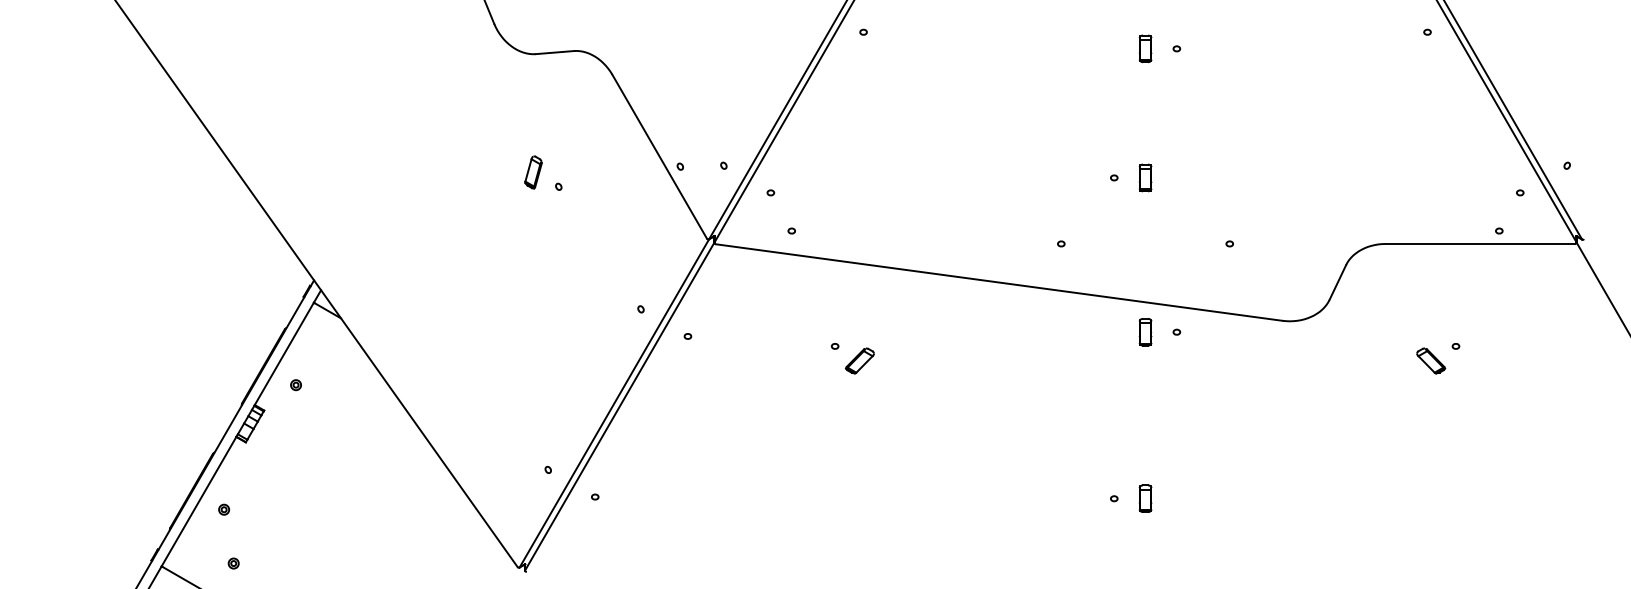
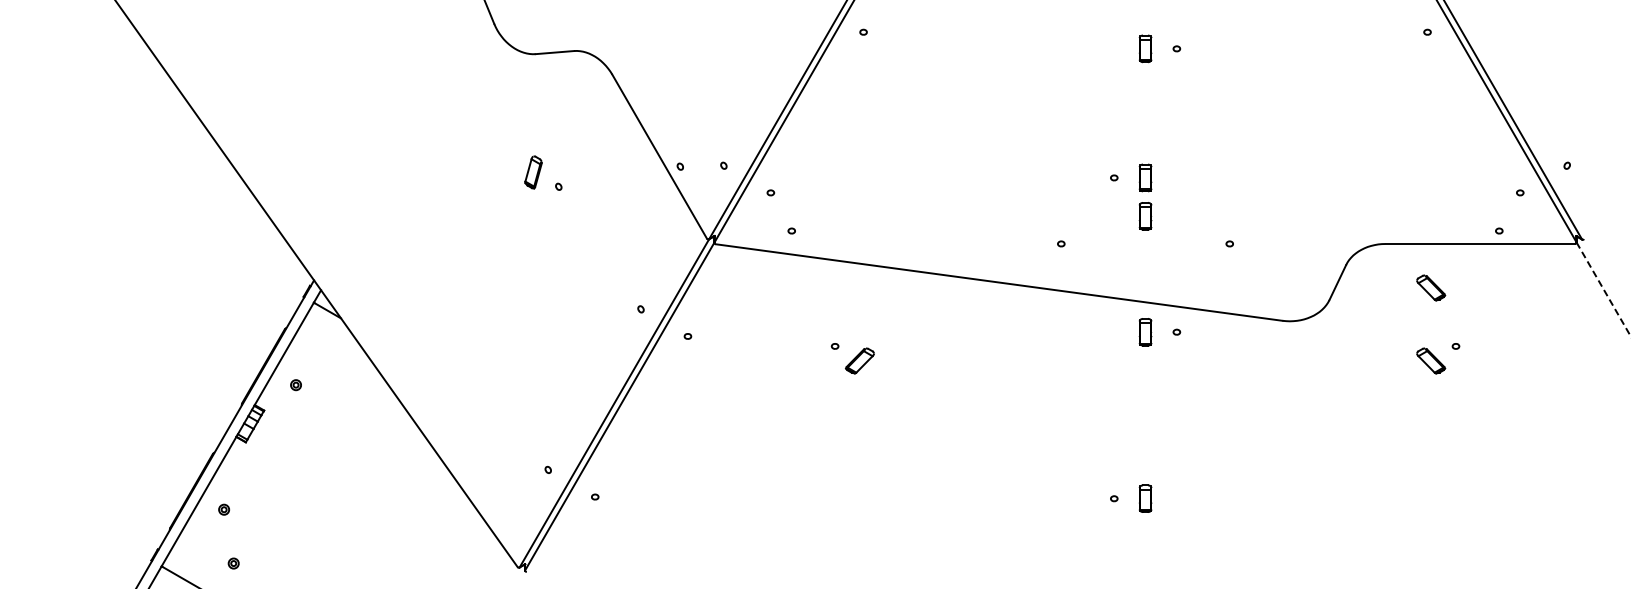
part: none -> present (1145, 216)
part: none -> present (1431, 287)
line: solid -> dashed (1604, 290)
